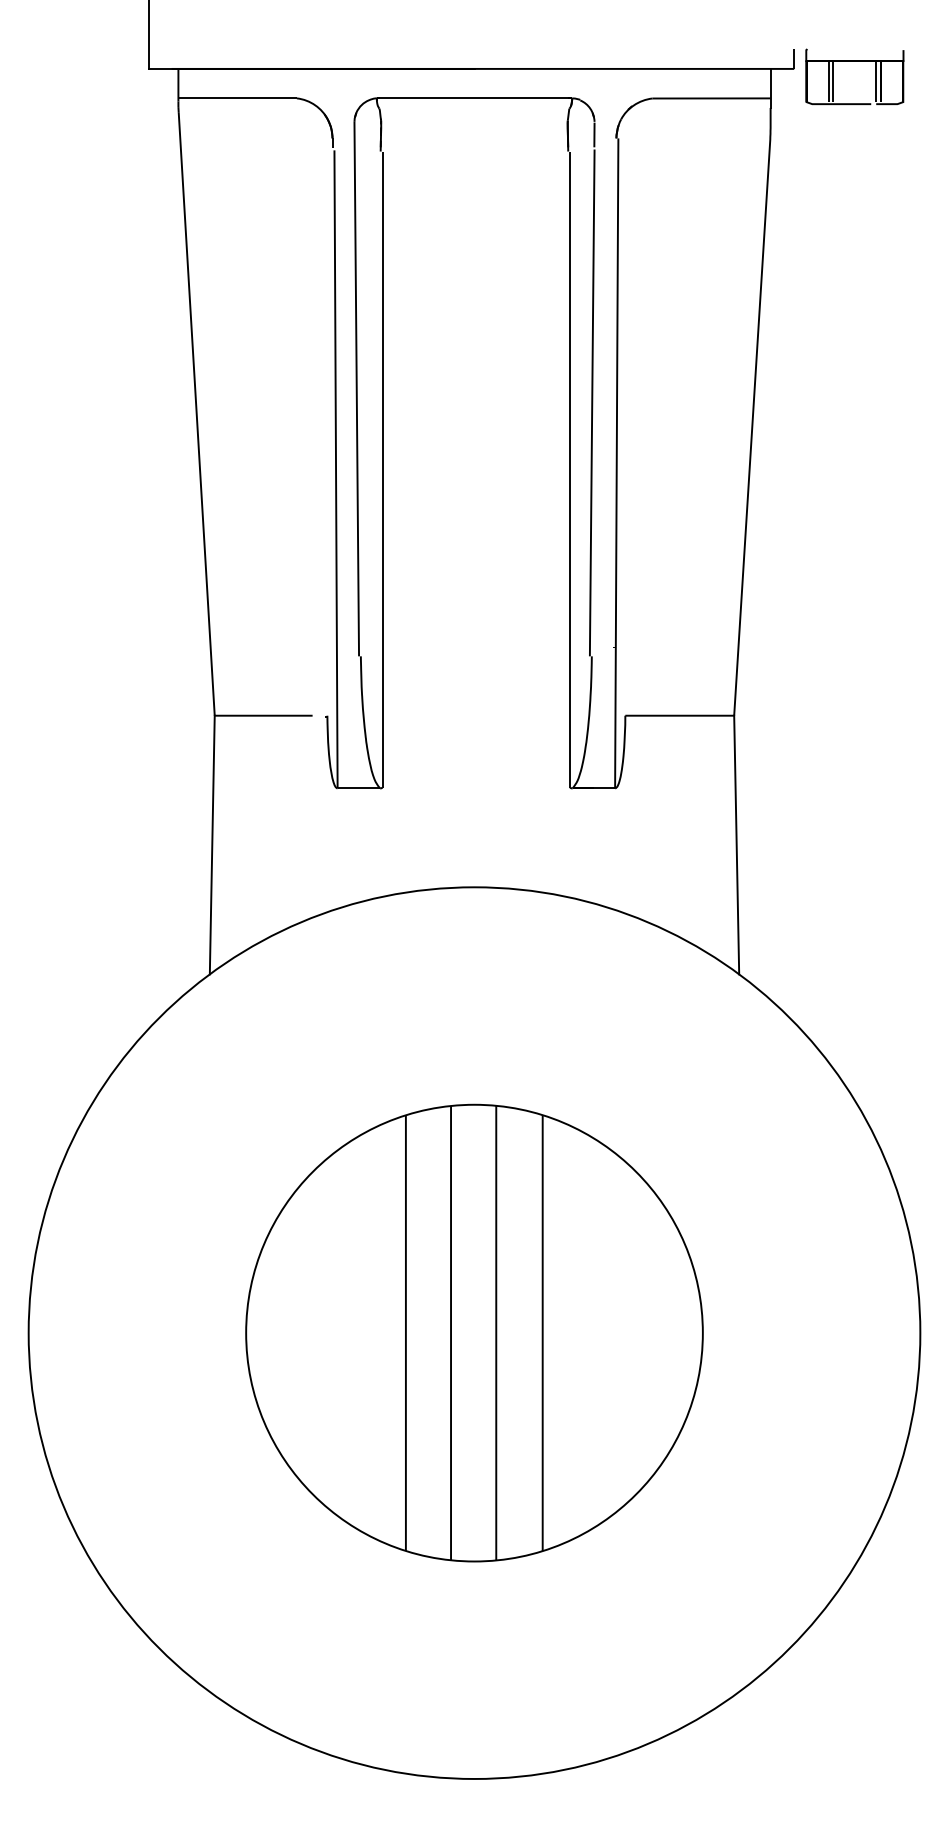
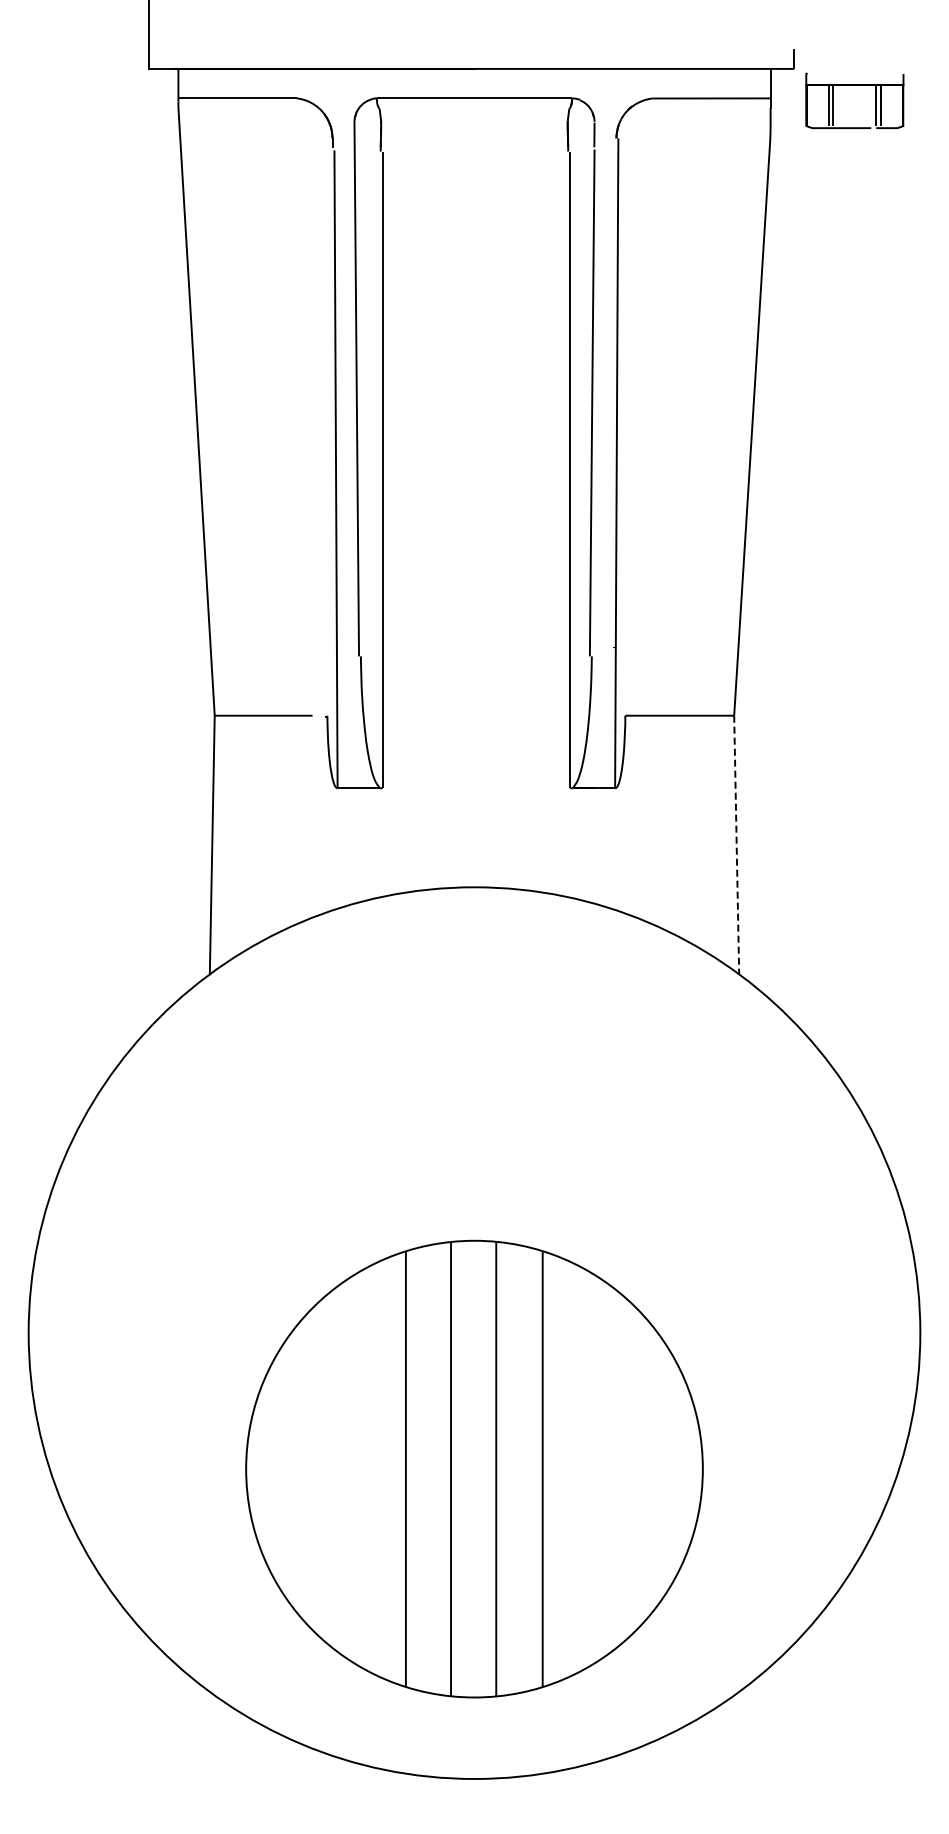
part position: (854, 61) -> (854, 85) (854, 85)
line: solid -> dashed (736, 845)
part position: (474, 1332) -> (474, 1468) (474, 1468)
